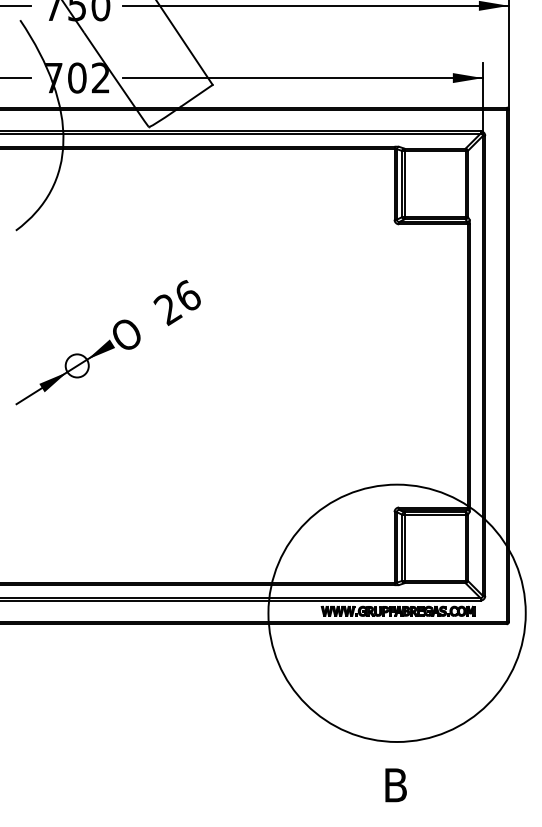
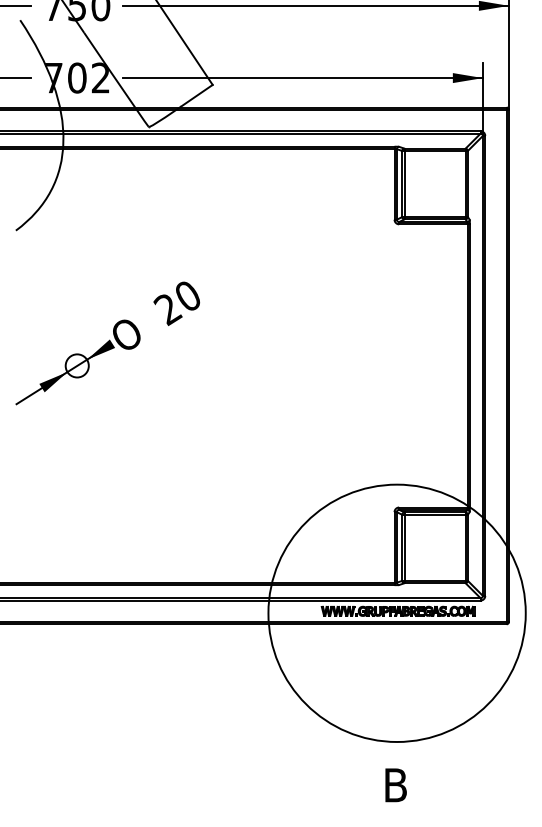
text: 26 -> 20 (188, 295)
